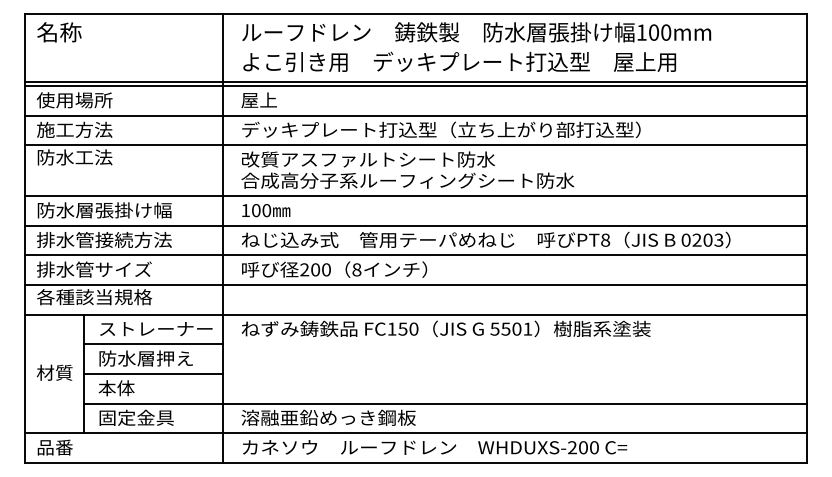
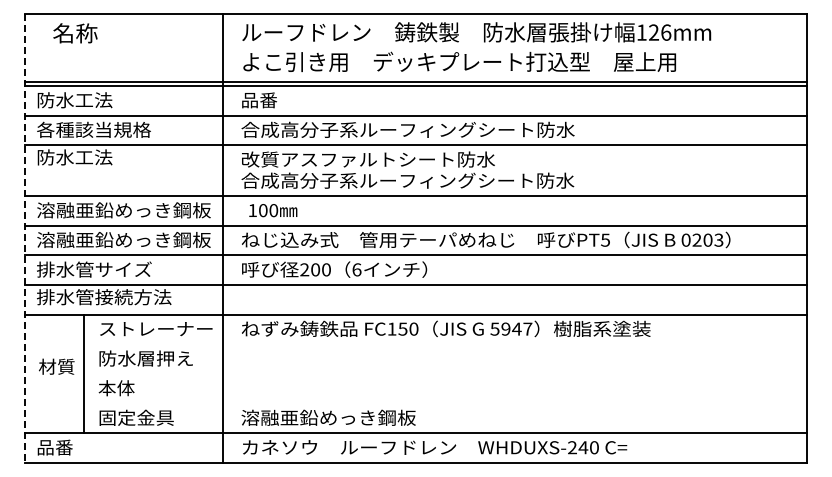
text position: (59, 32) -> (75, 33) (75, 33)
text: 100mm -> 126mm (660, 32)
text: 使用場所 -> 防水工法 (74, 100)
text: 屋上 -> 品番 (259, 100)
text: 施工方法 -> 各種該当規格 (93, 129)
text: デッキプレート打込型（立ち上がり部打込型） -> 合成高分子系ルーフィングシート防水 (440, 129)
text: 防水層張掛け幅 -> 溶融亜鉛めっき鋼板 (123, 210)
text position: (266, 210) -> (273, 210) (273, 210)
line: solid -> dashed (24, 239)
text: 排水管接続方法 -> 溶融亜鉛めっき鋼板 (123, 239)
text: PT8 -> PT5 (605, 239)
text: 8 -> 6 (356, 269)
text: 各種該当規格 -> 排水管接続方法 (104, 297)
text: 5501 -> 5947 (516, 328)
line: present -> none (153, 344)
text position: (54, 372) -> (56, 366) (56, 366)
line: present -> none (153, 374)
line: present -> none (445, 403)
text: WHDUXS-200 -> WHDUXS-240 (583, 447)
